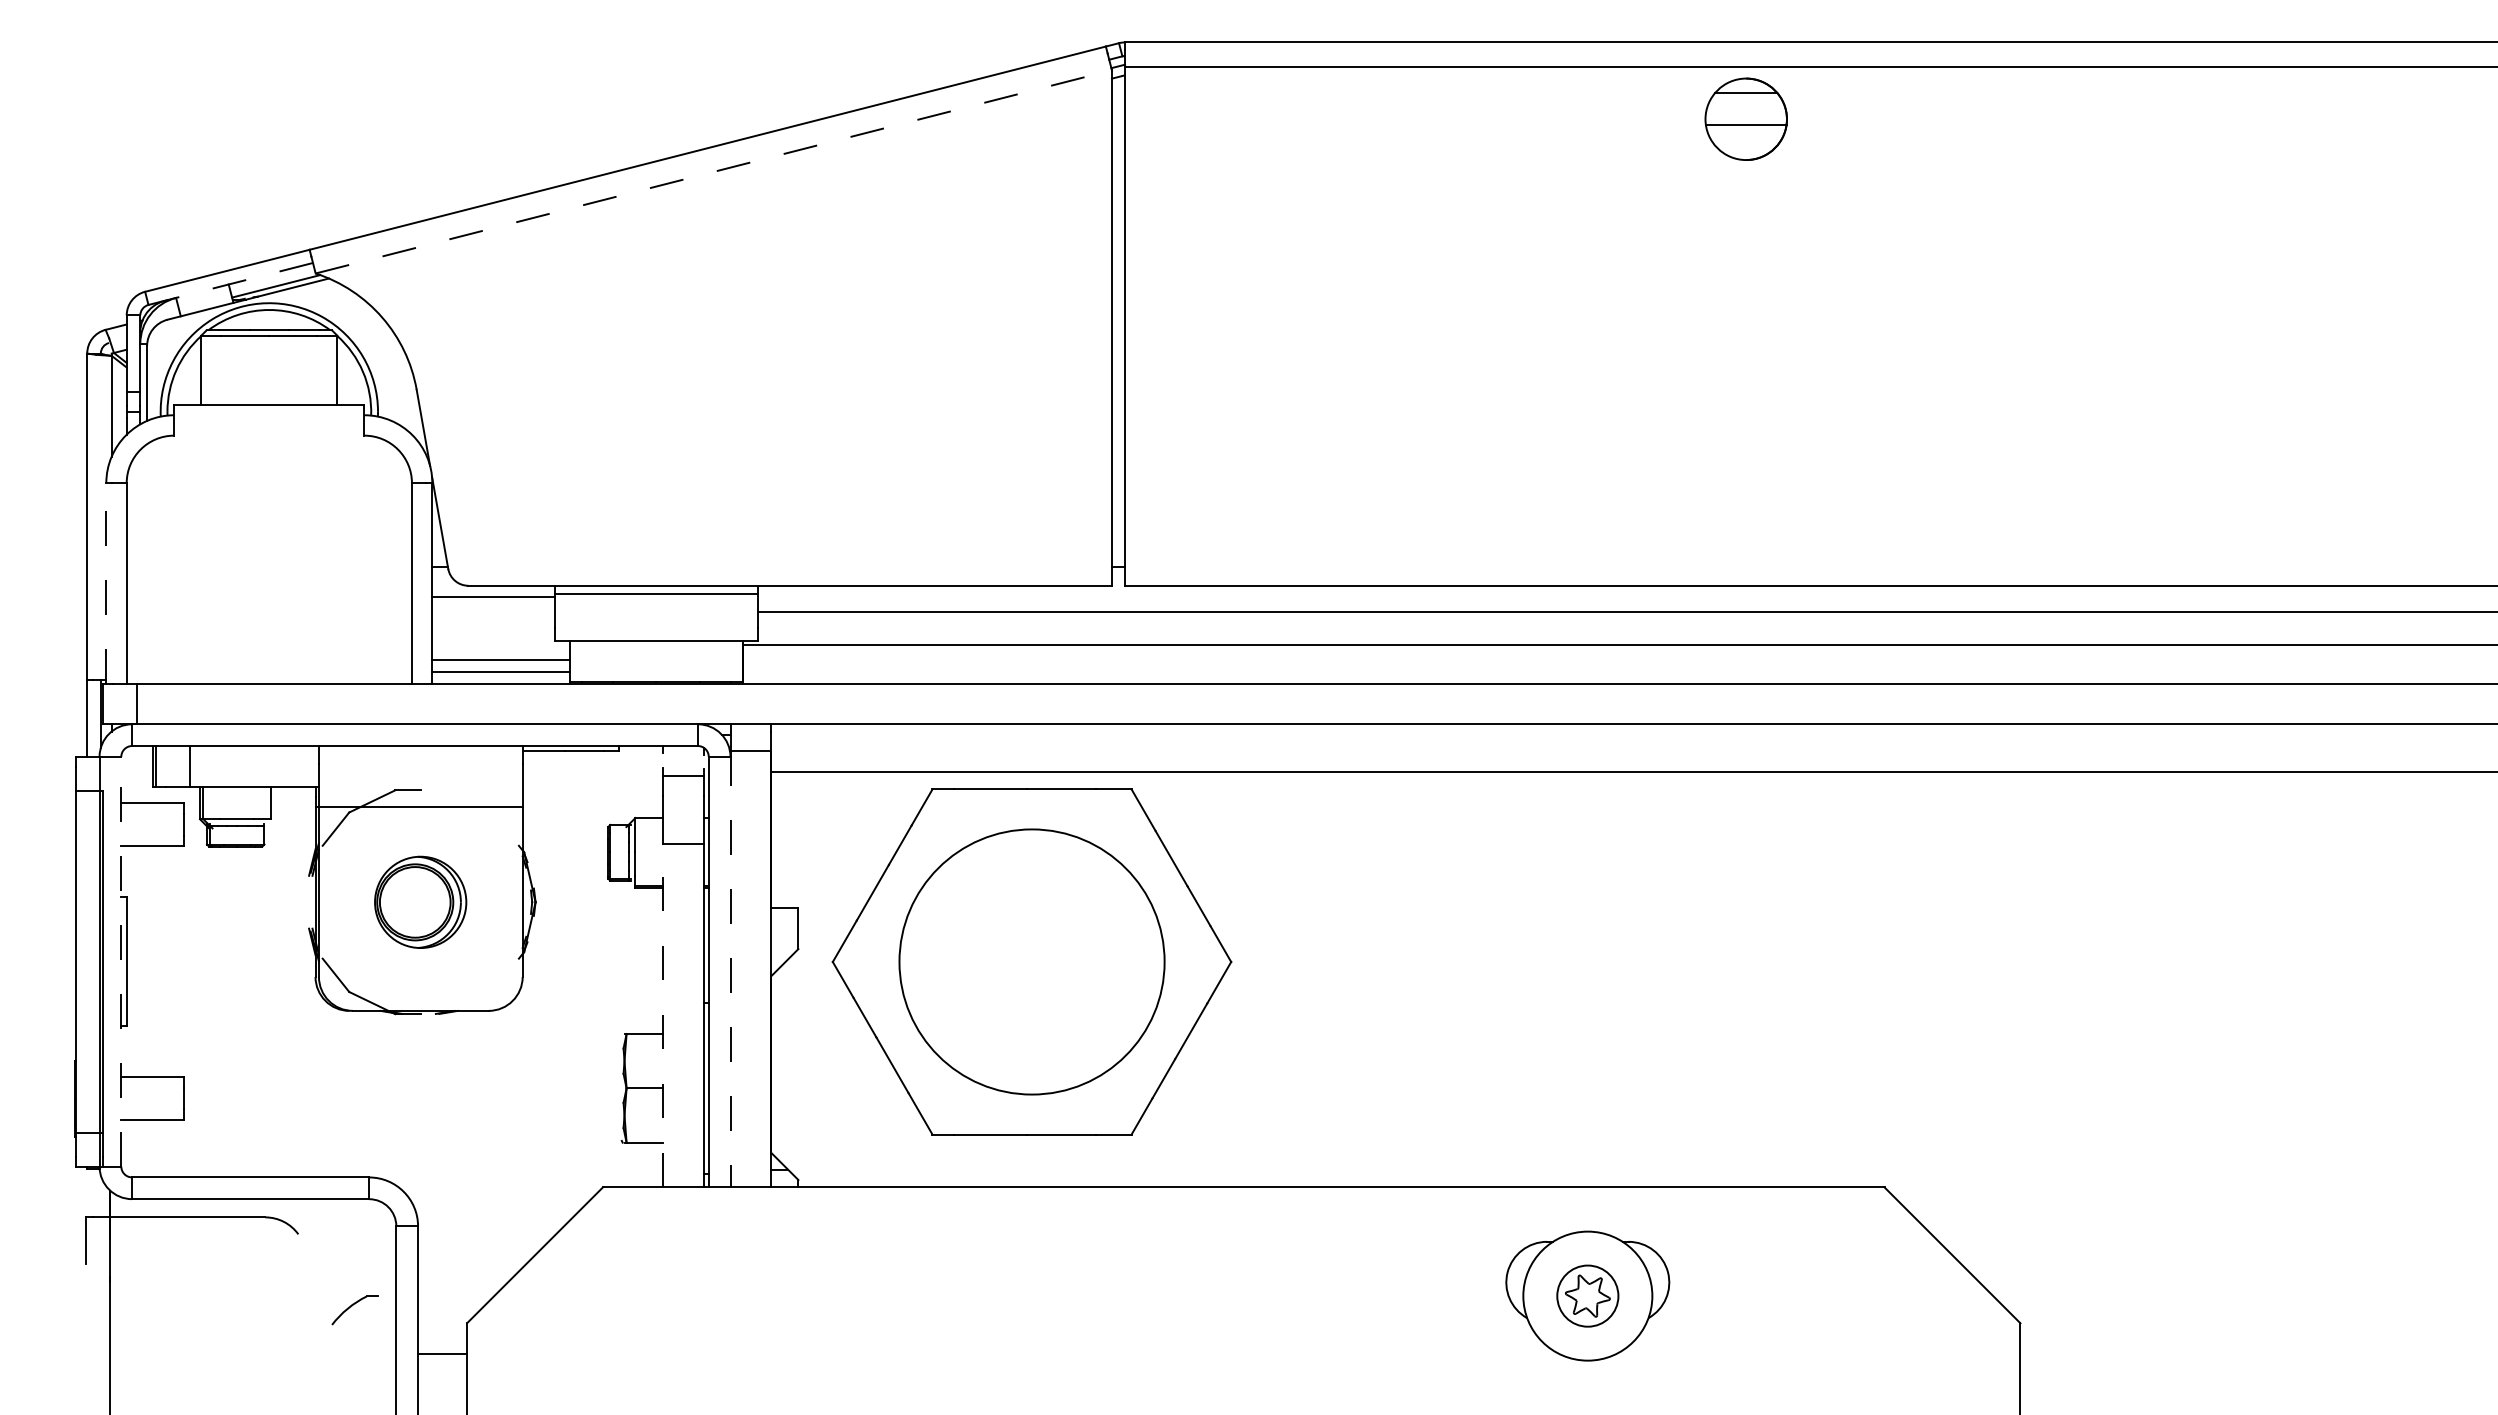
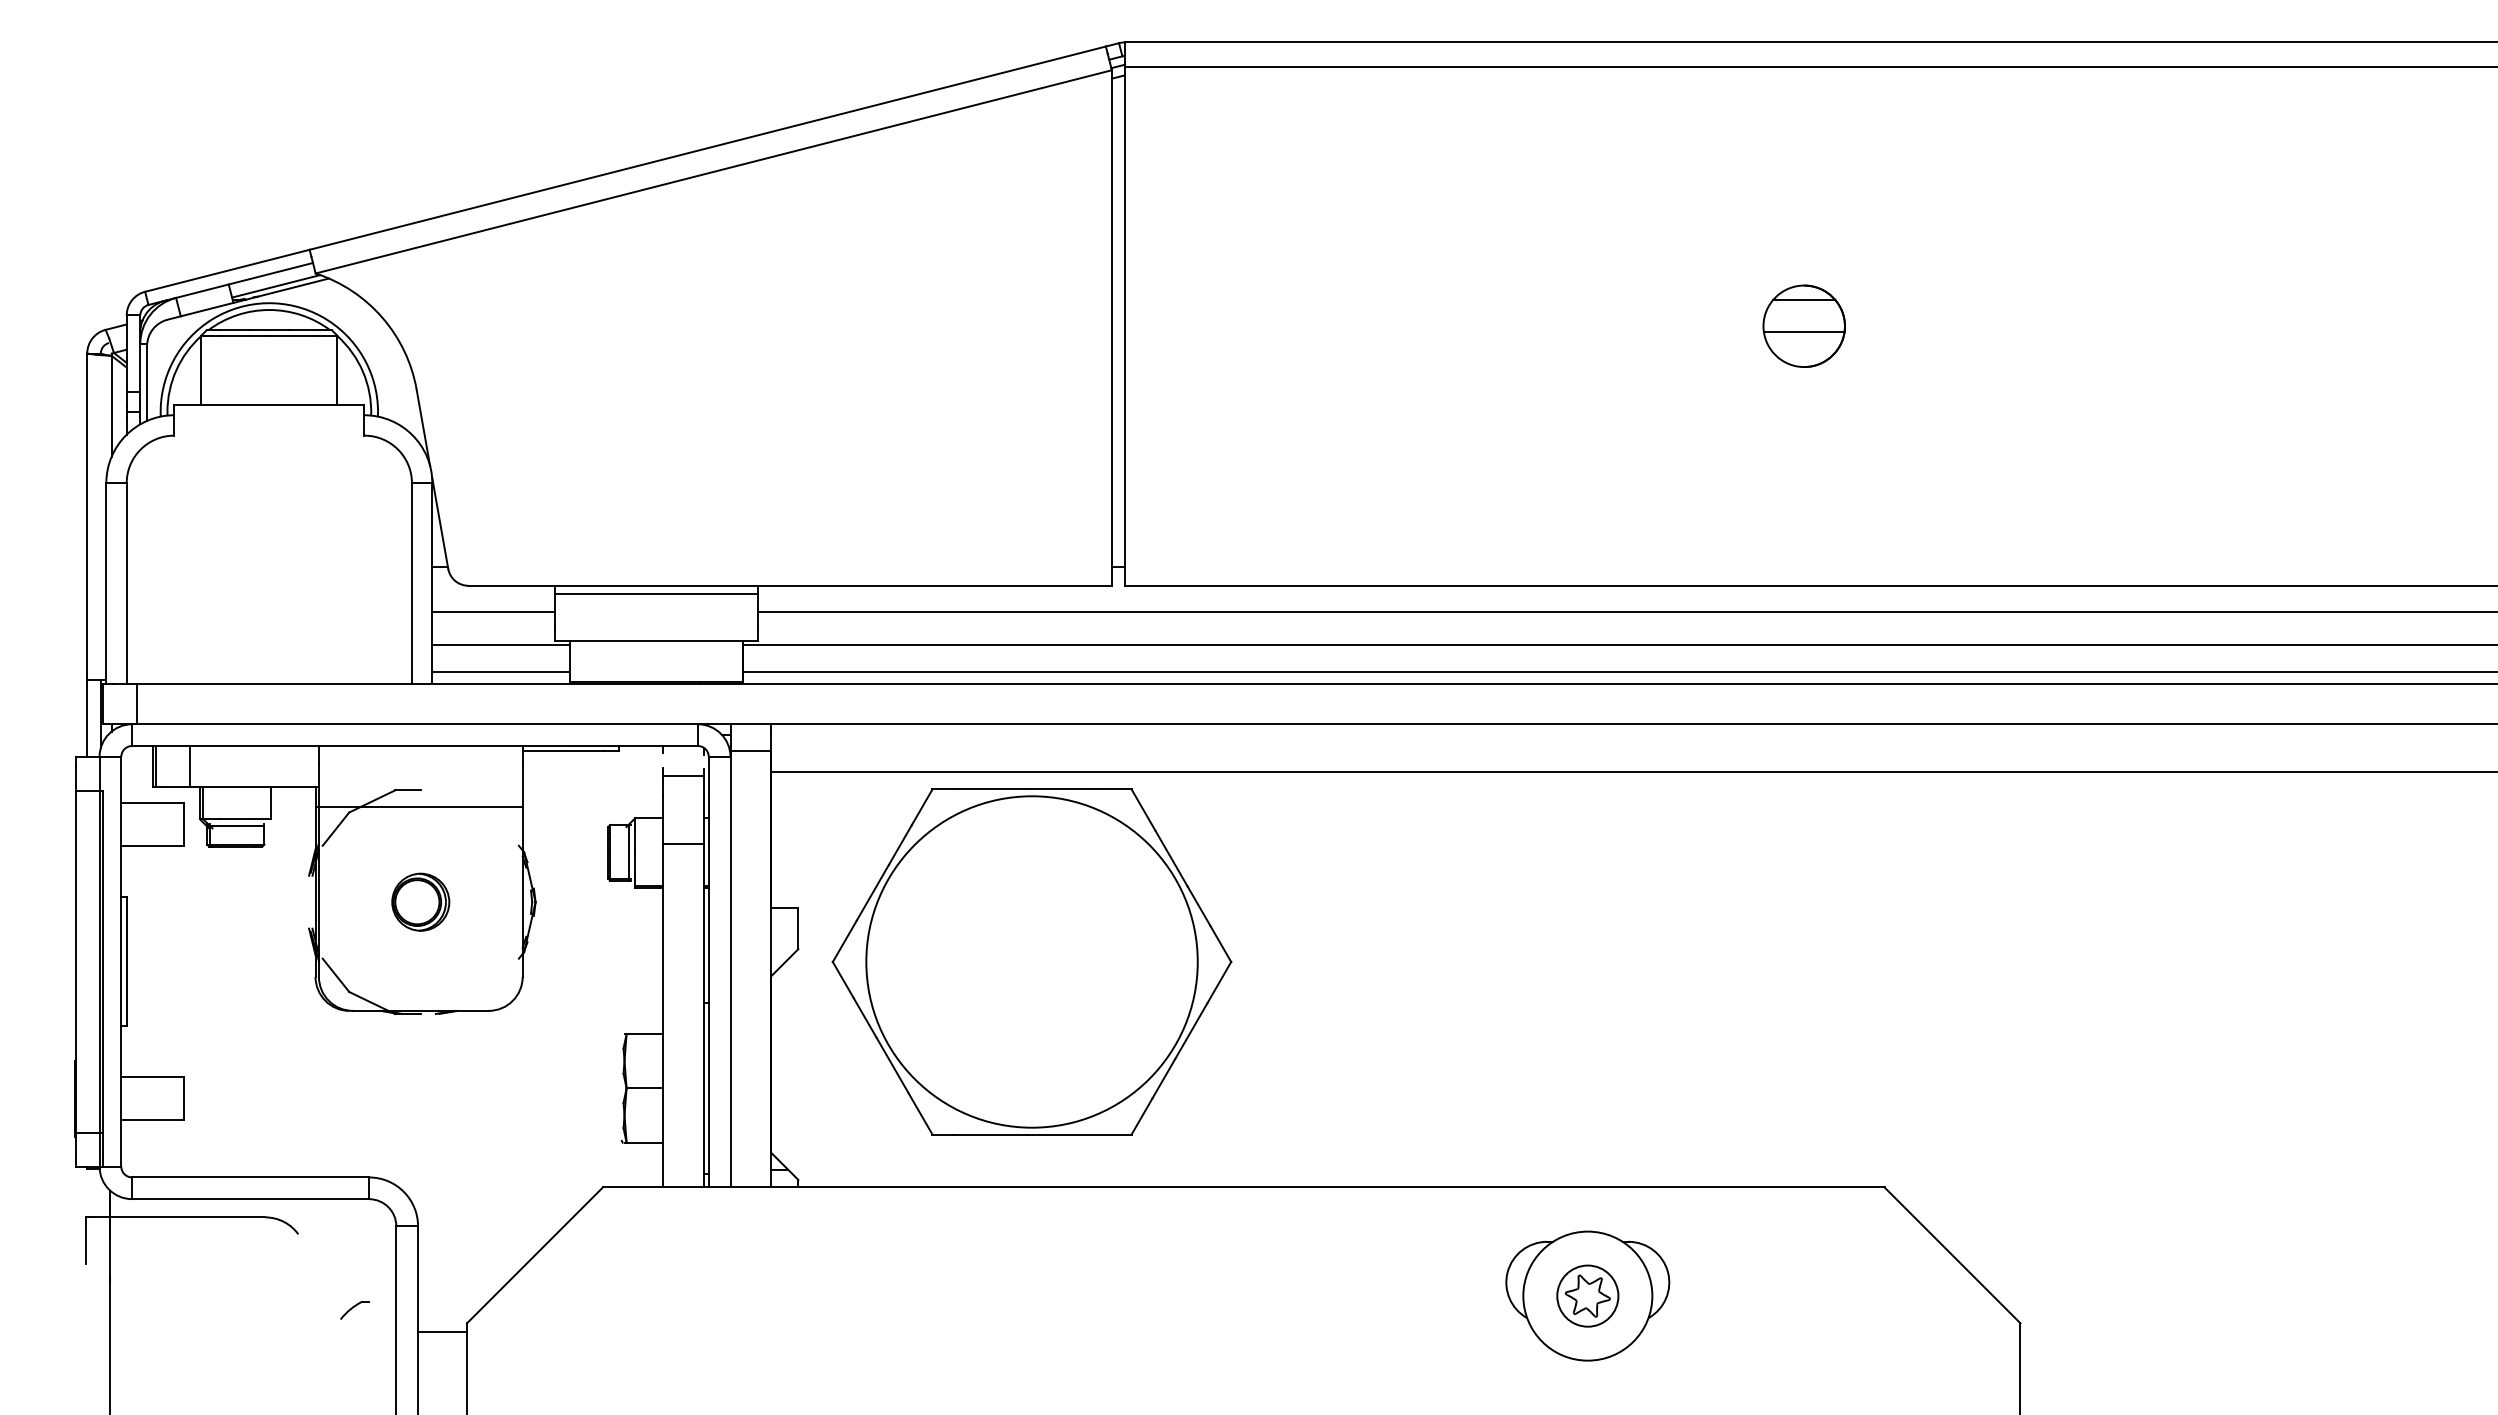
part position: (1745, 118) -> (1803, 325) (1803, 325)
line: dashed -> solid (713, 171)
line: dashed -> solid (230, 283)
line: dashed -> solid (106, 582)
line position: (493, 597) -> (493, 612) (493, 612)
line position: (501, 659) -> (501, 644) (501, 644)
line: none -> present (1618, 672)
part size: 94x94 px -> 60x60 px (420, 901)
line: dashed -> solid (121, 961)
circle diameter: 265 px -> 331 px (1031, 961)
line: dashed -> solid (730, 969)
line: dashed -> solid (662, 1015)
part size: 48x31 px -> 30x19 px (354, 1310)
line position: (442, 1354) -> (442, 1332) (442, 1332)
